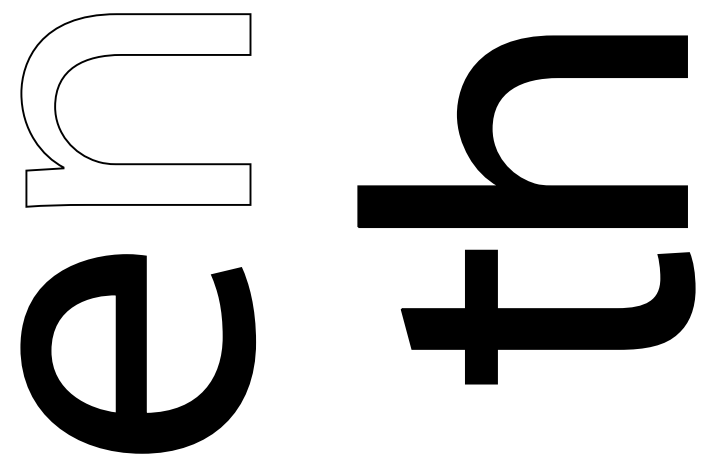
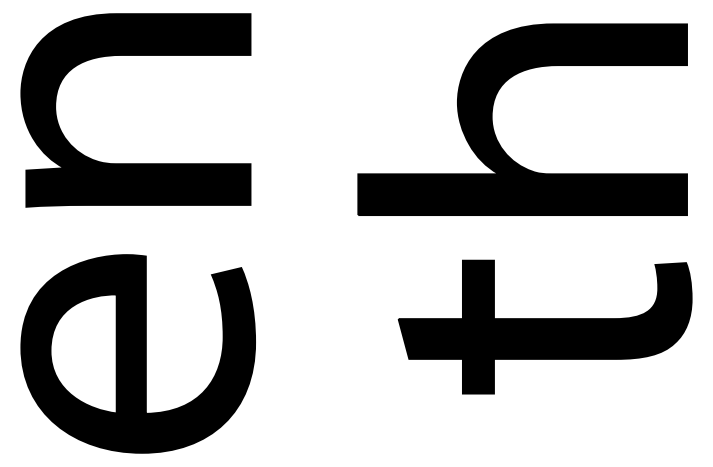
fill: none -> present (135, 110)
part position: (493, 136) -> (493, 124) (493, 124)
part position: (547, 316) -> (544, 326) (544, 326)
